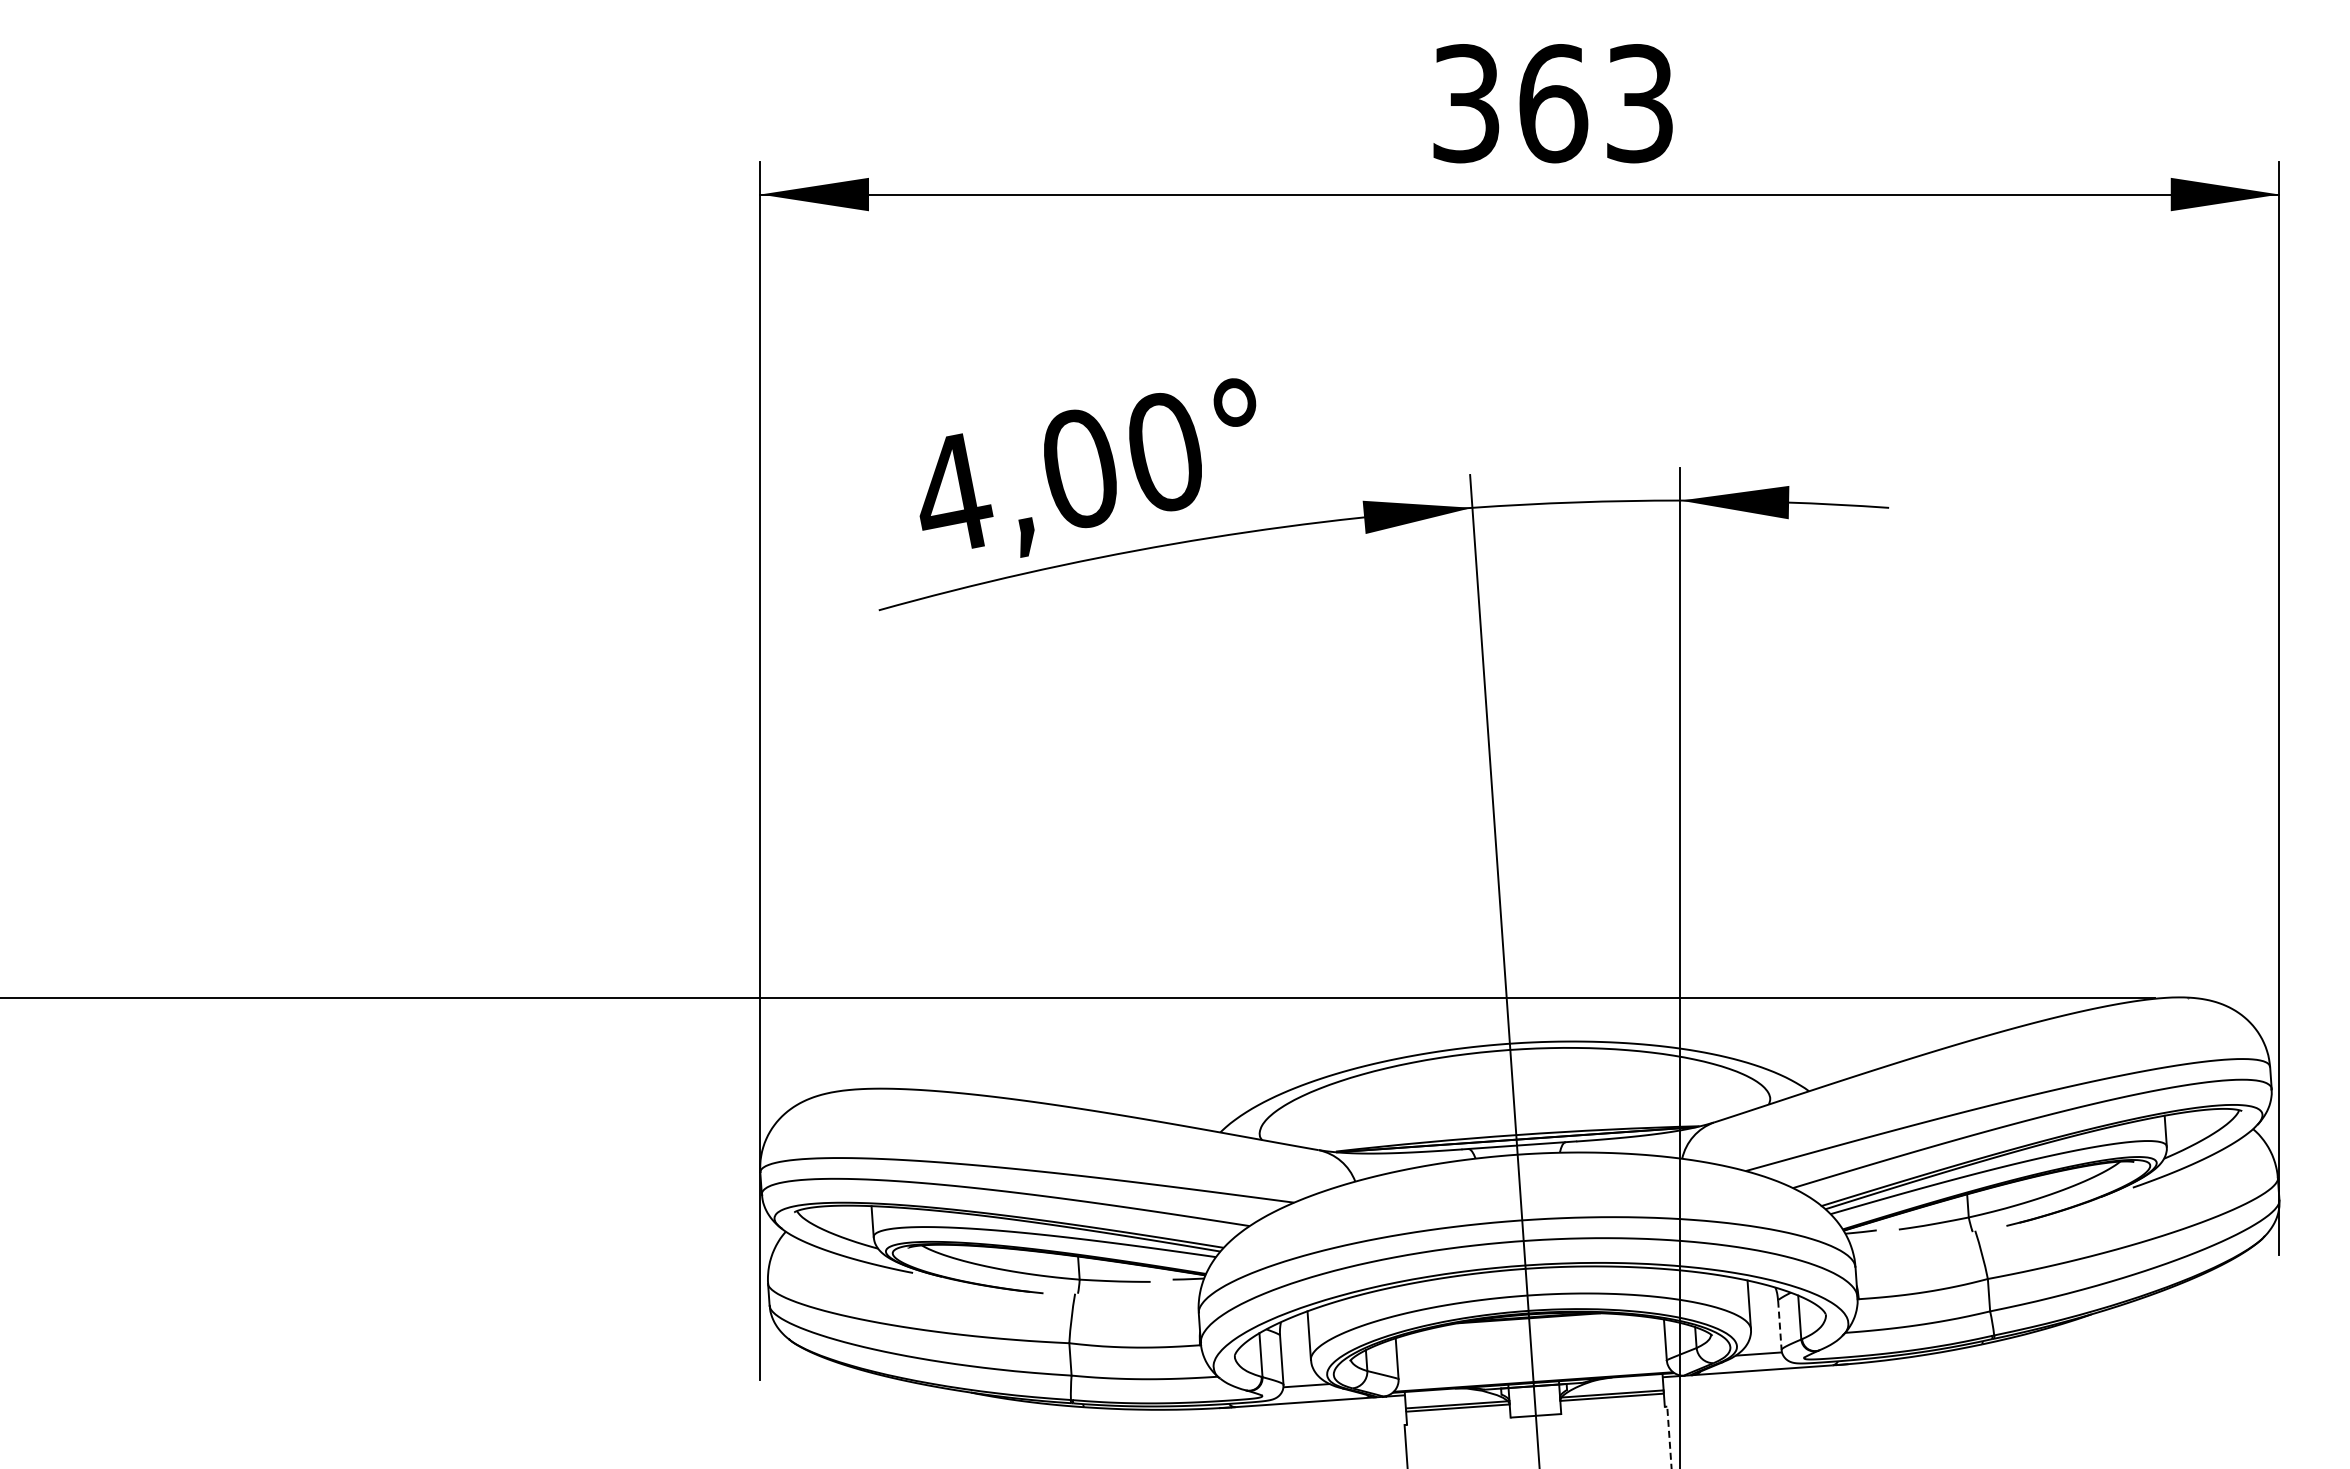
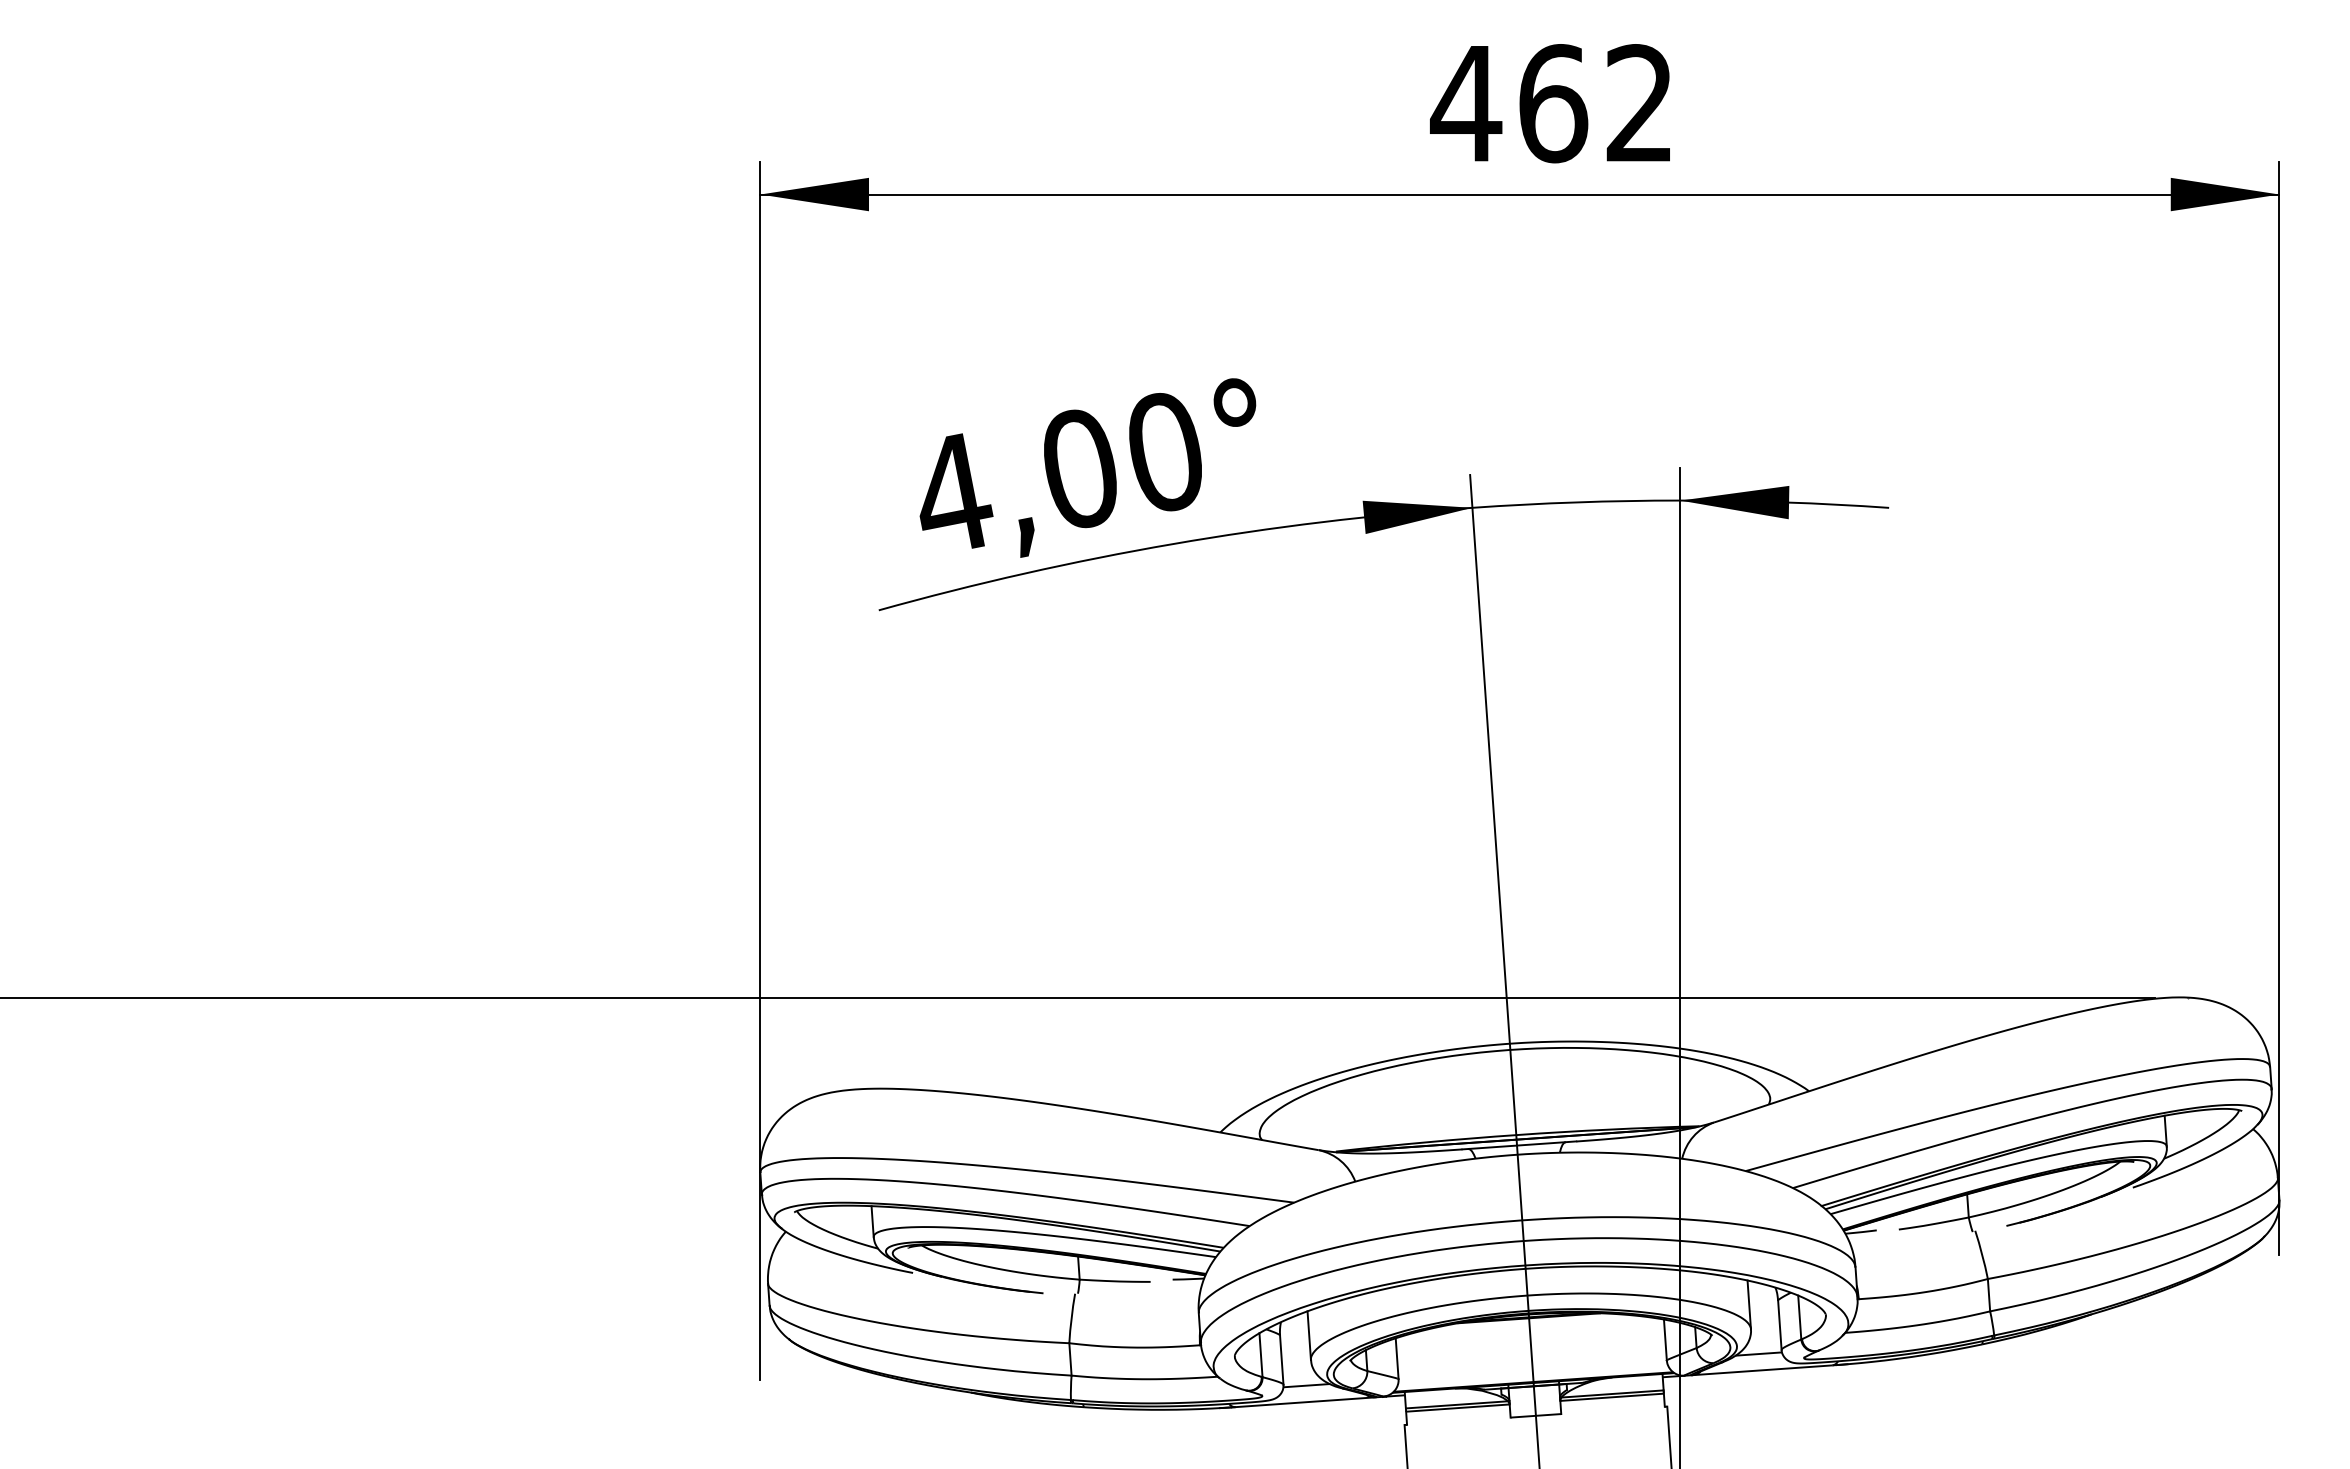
text: 363 -> 462 (1550, 103)
line: dashed -> solid (1779, 1325)
line: dashed -> solid (1669, 1437)
